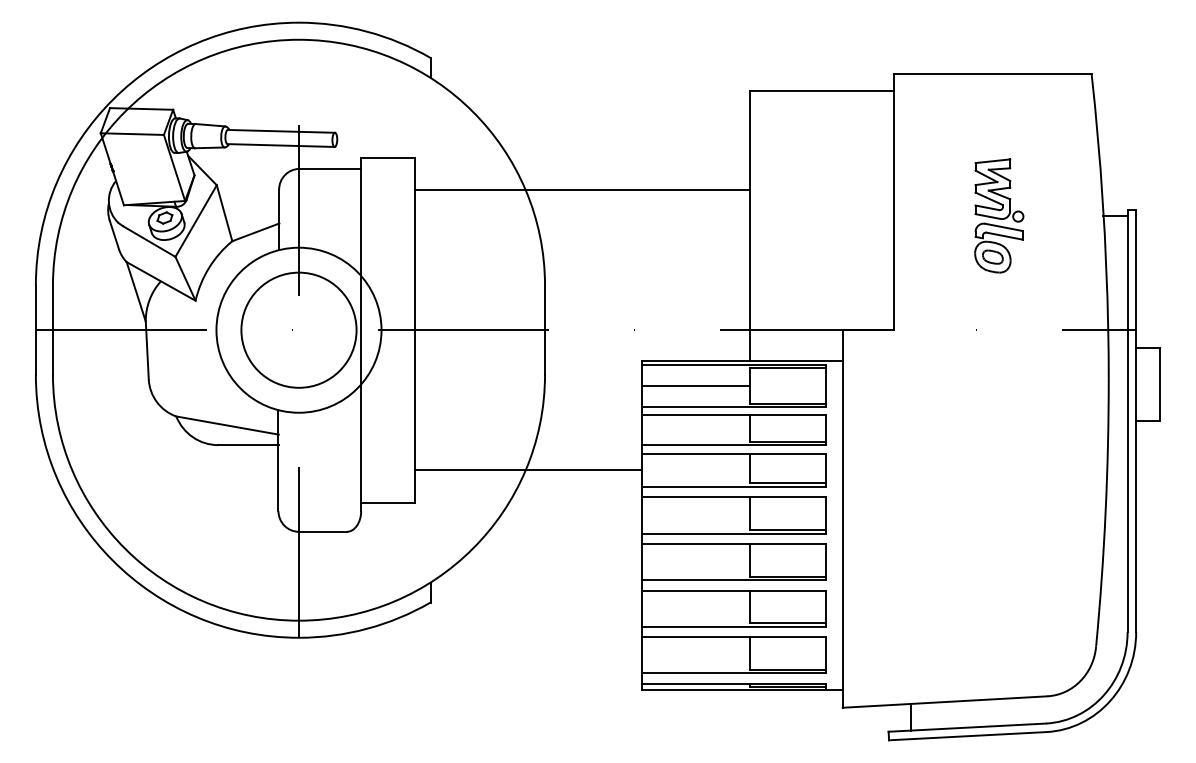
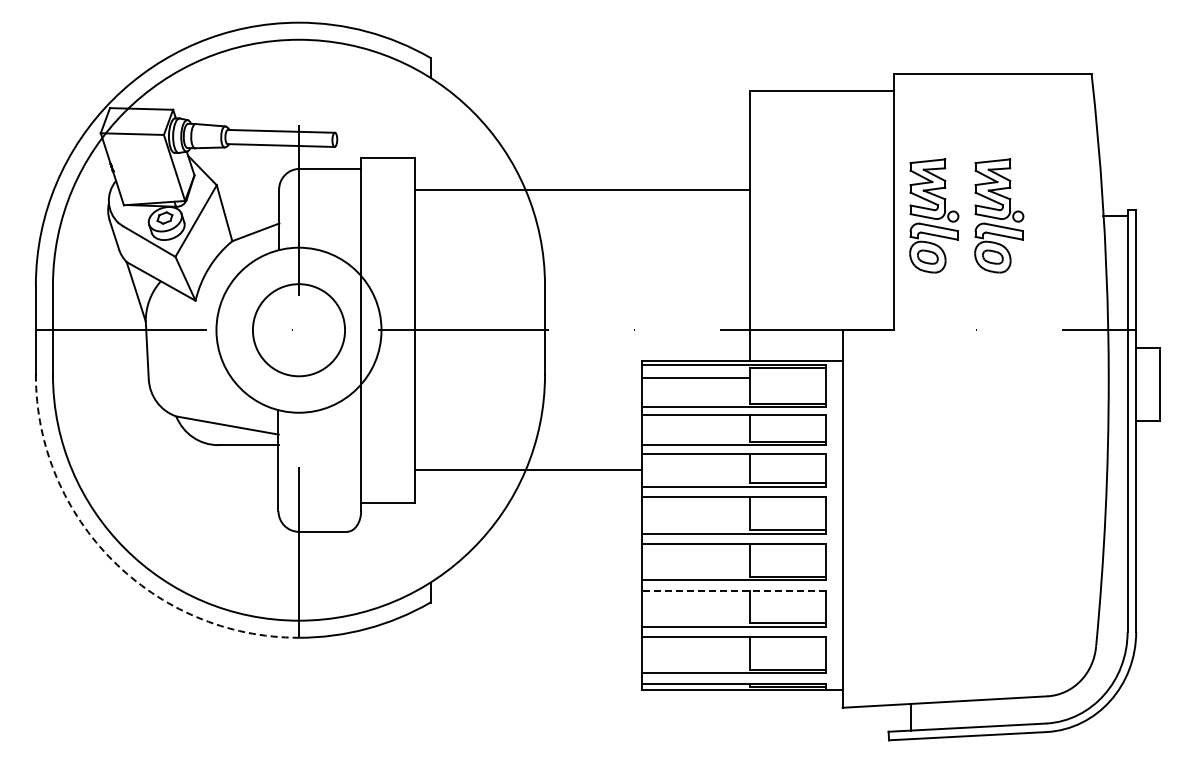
part: none -> present (934, 215)
circle diameter: 115 px -> 92 px (298, 330)
line position: (695, 385) -> (695, 377) (695, 377)
arc: solid -> dashed (112, 560)
line: solid -> dashed (733, 590)
